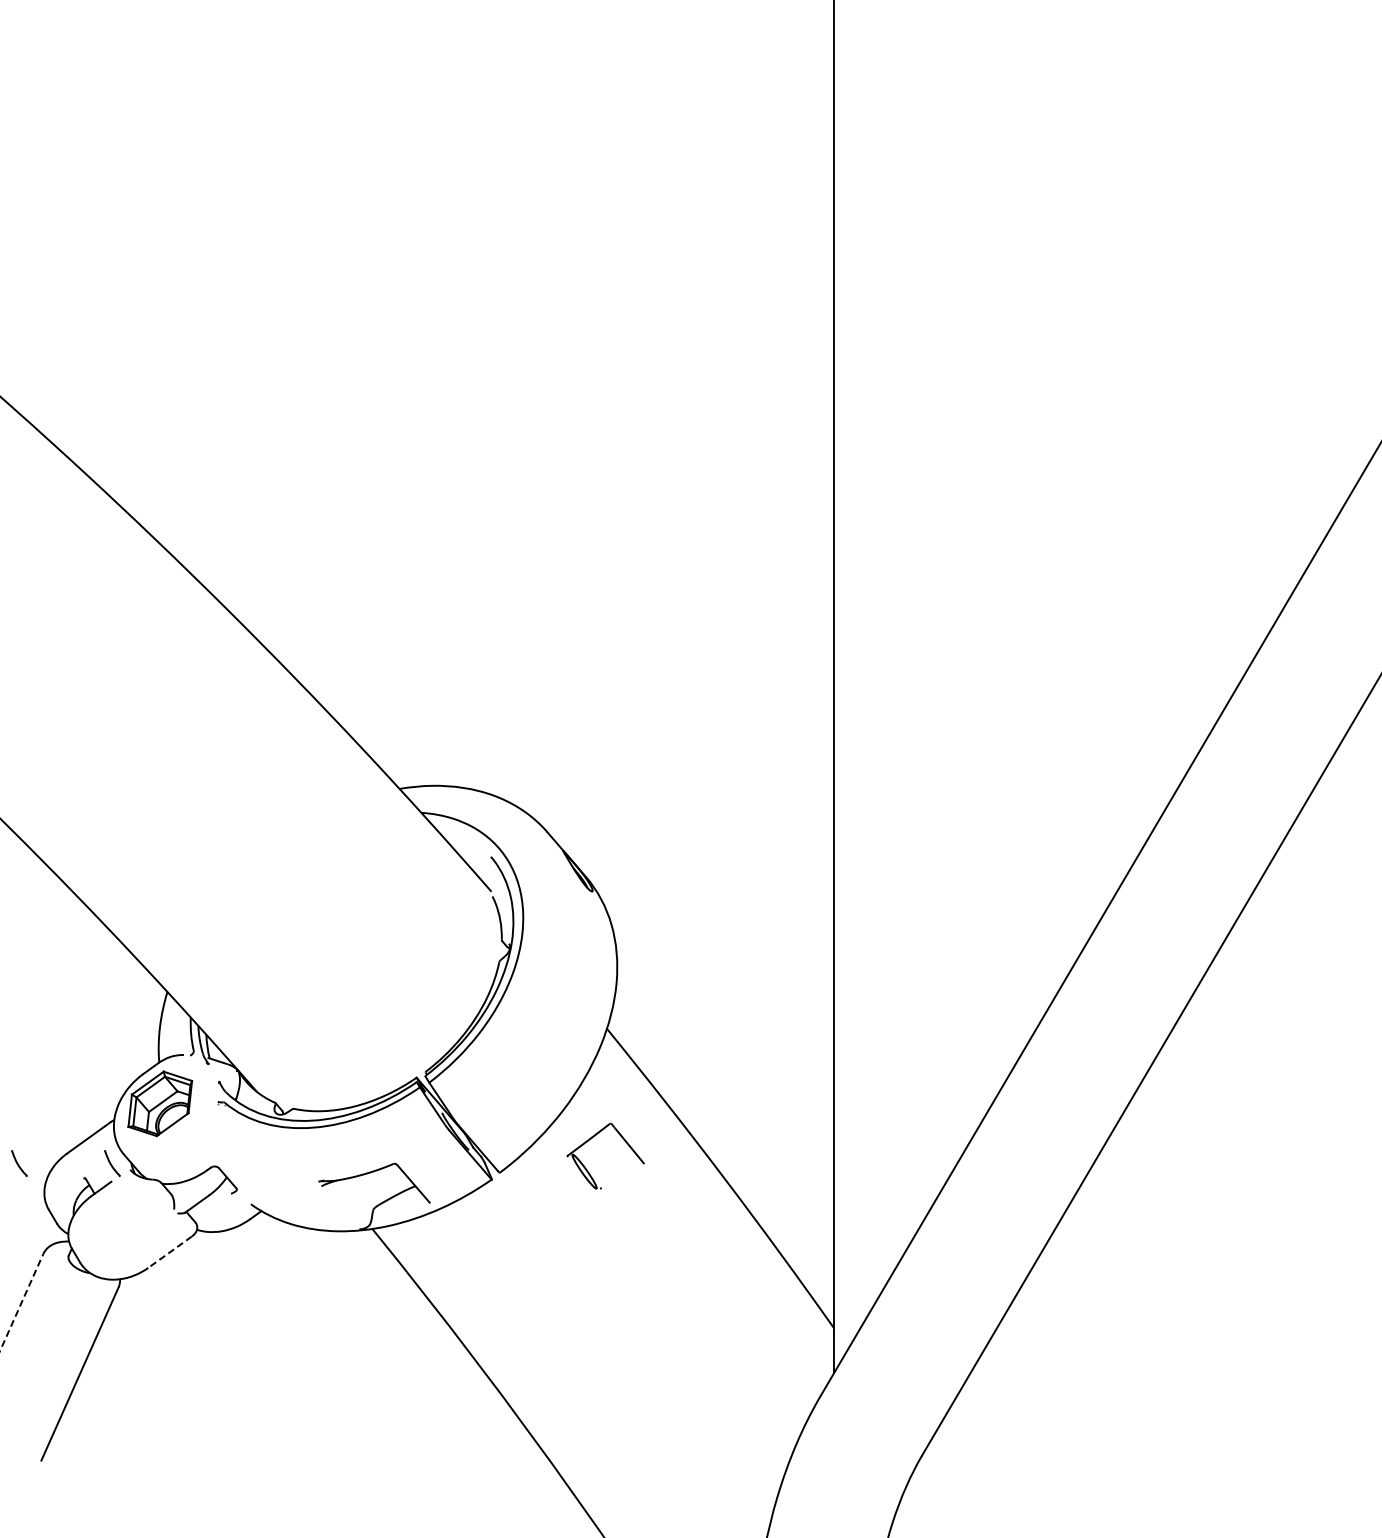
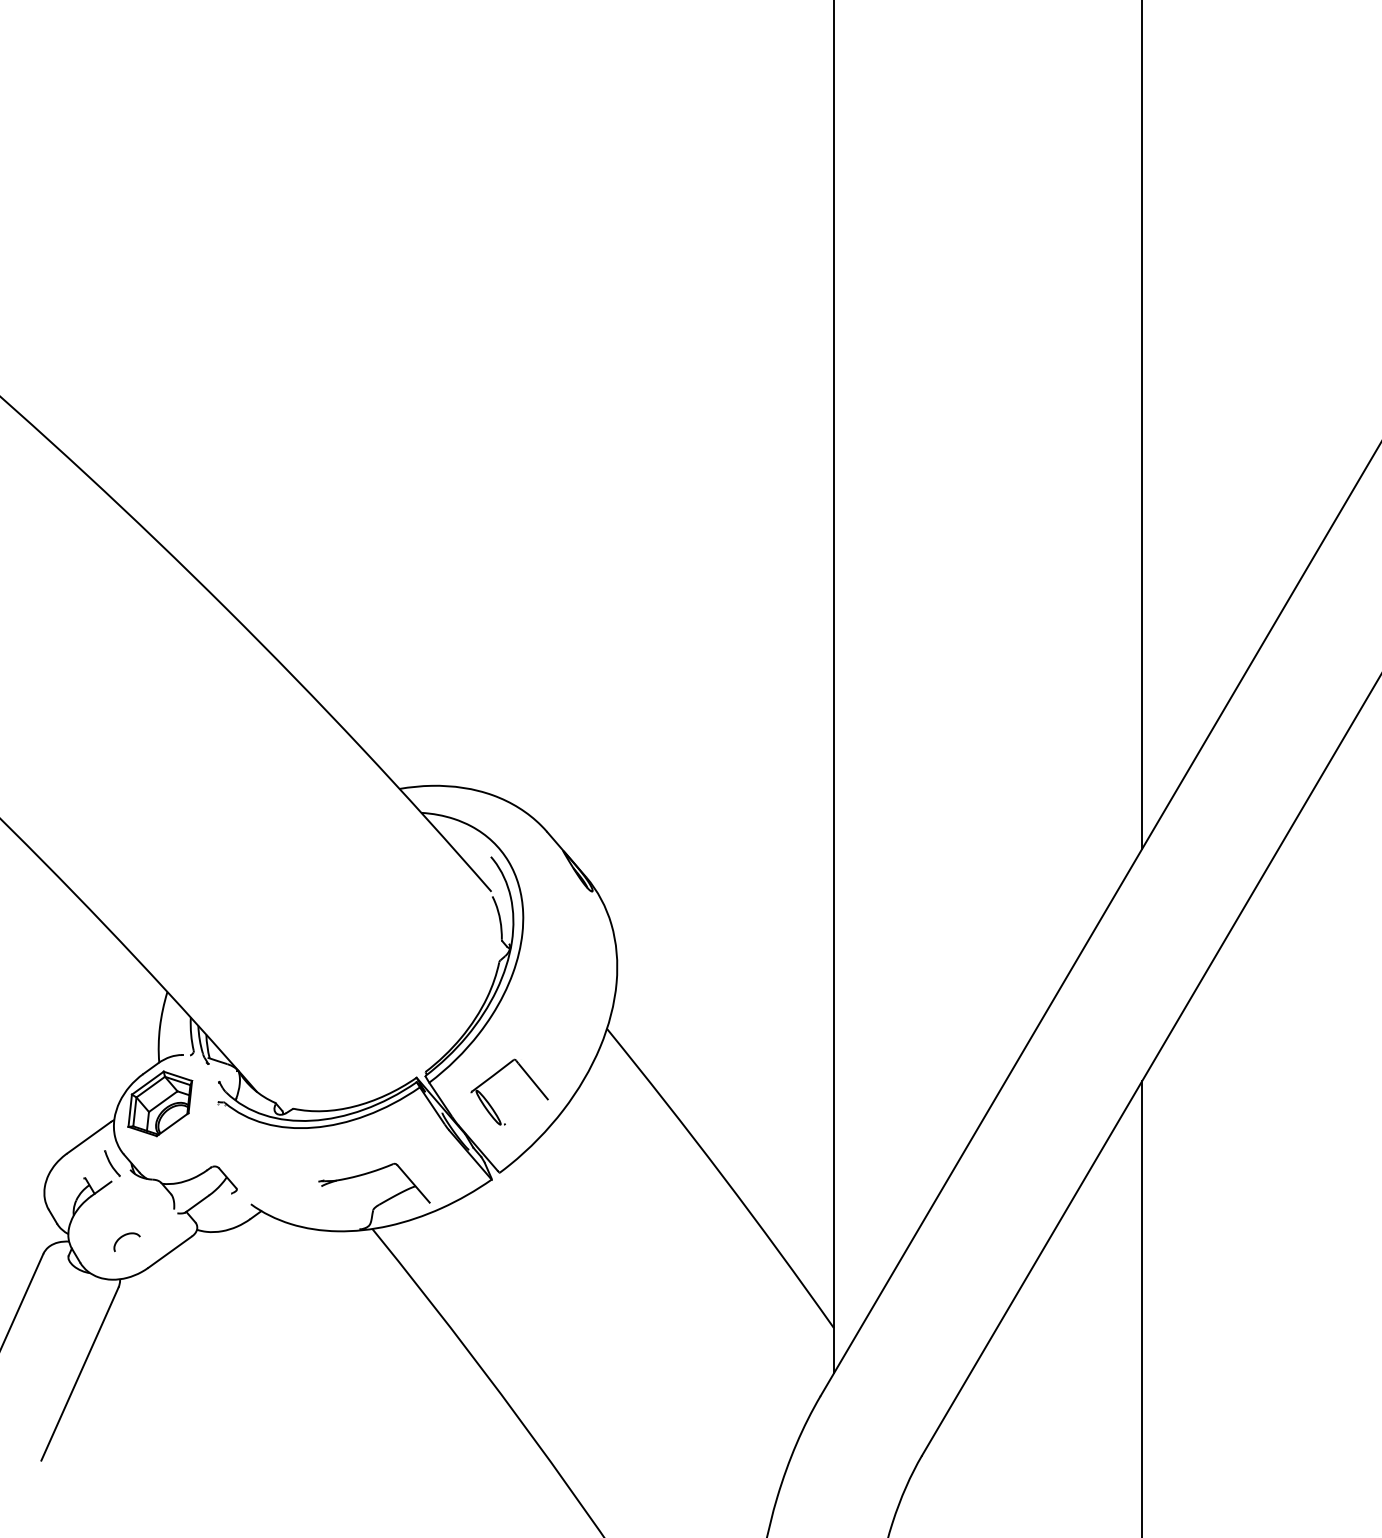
line: none -> present (1141, 426)
part position: (591, 1139) -> (495, 1075) (495, 1075)
part: present -> none (19, 1163)
curve: none -> present (124, 1236)
line: dashed -> solid (170, 1252)
line: dashed -> solid (21, 1302)
line: none -> present (1141, 1307)
